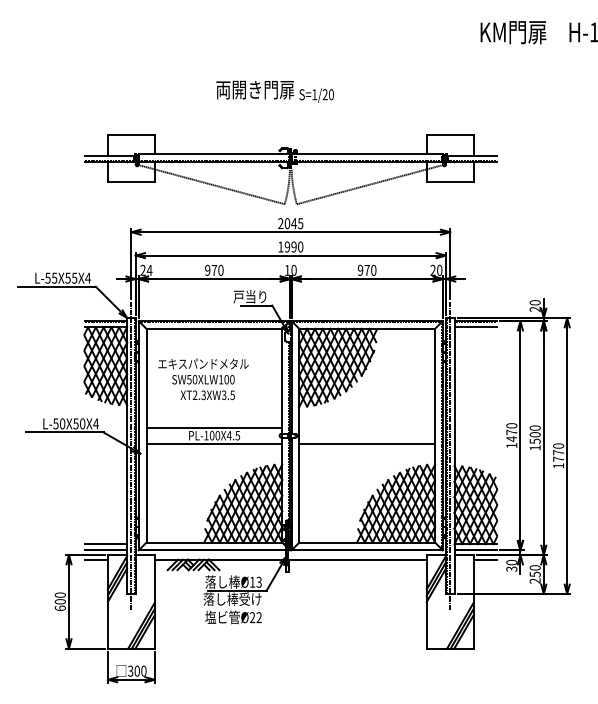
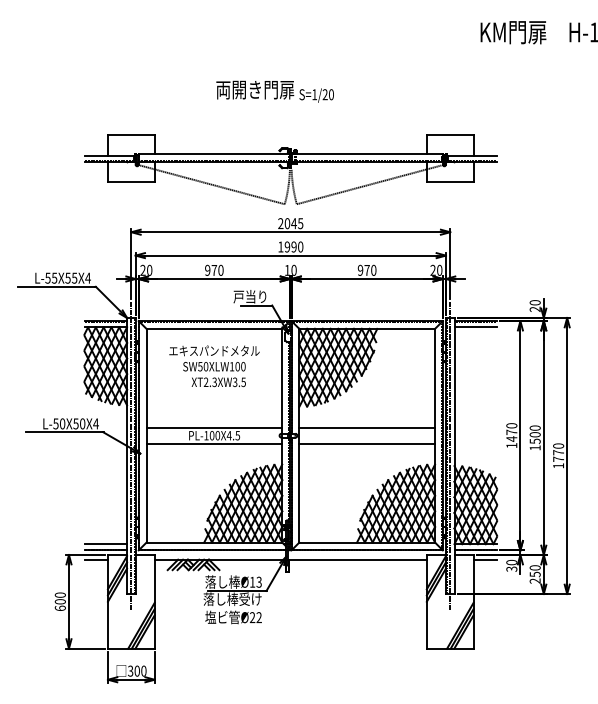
text: 24 -> 20 (149, 269)
text position: (203, 379) -> (214, 366) (214, 366)
line: none -> present (367, 427)
